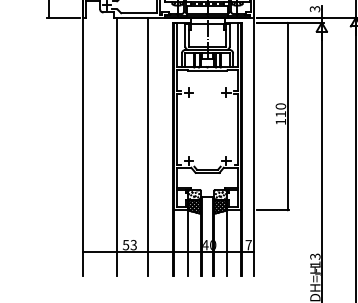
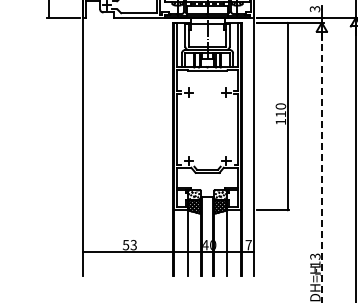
line: present -> none (117, 146)
line: present -> none (147, 146)
line: solid -> dashed (321, 167)
